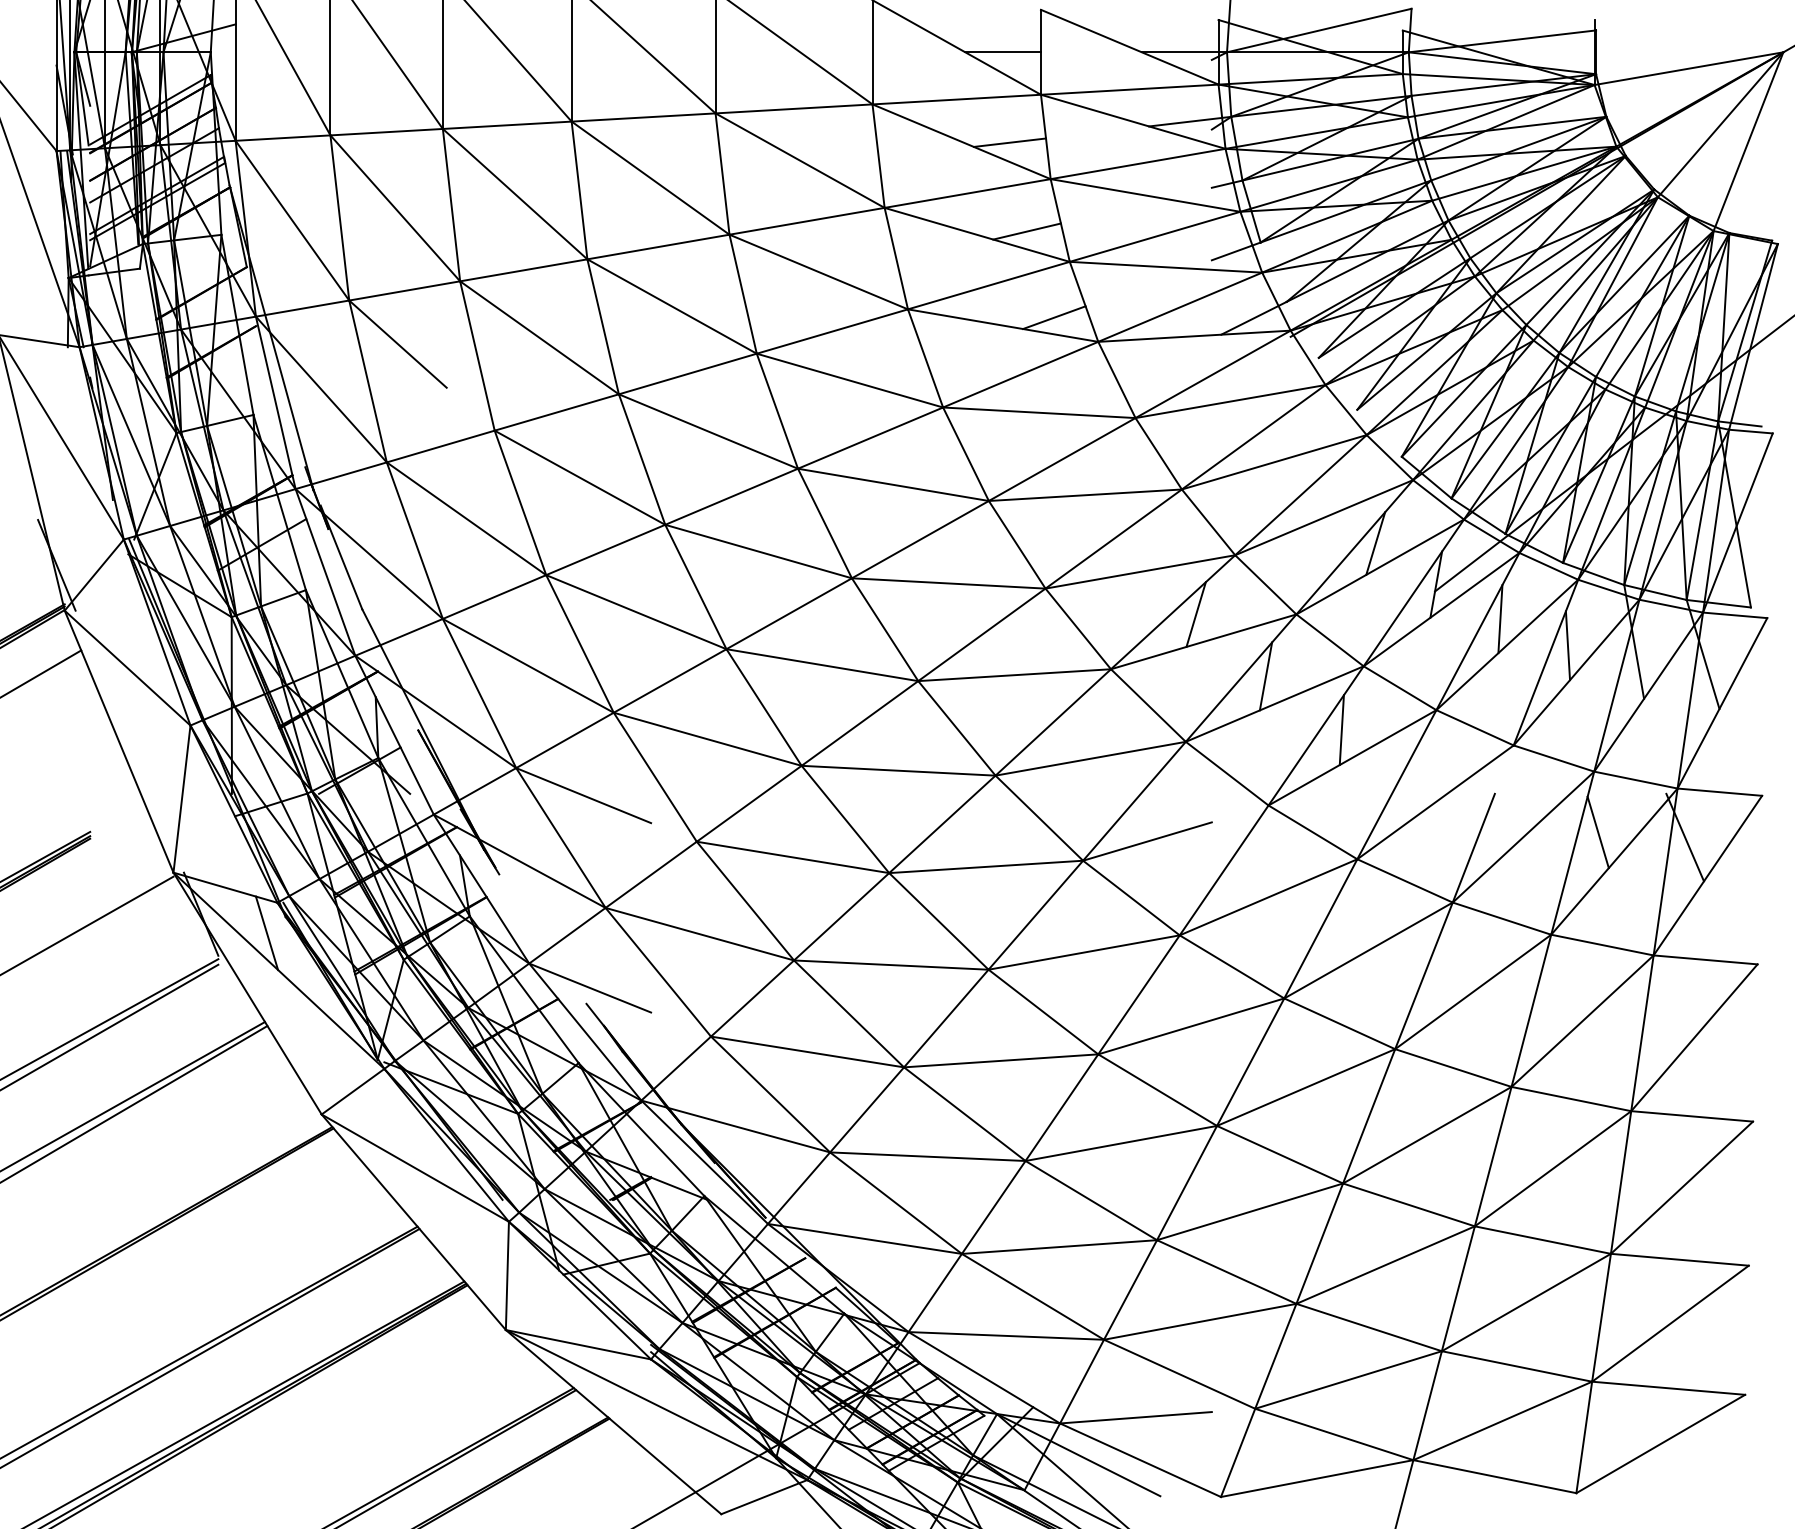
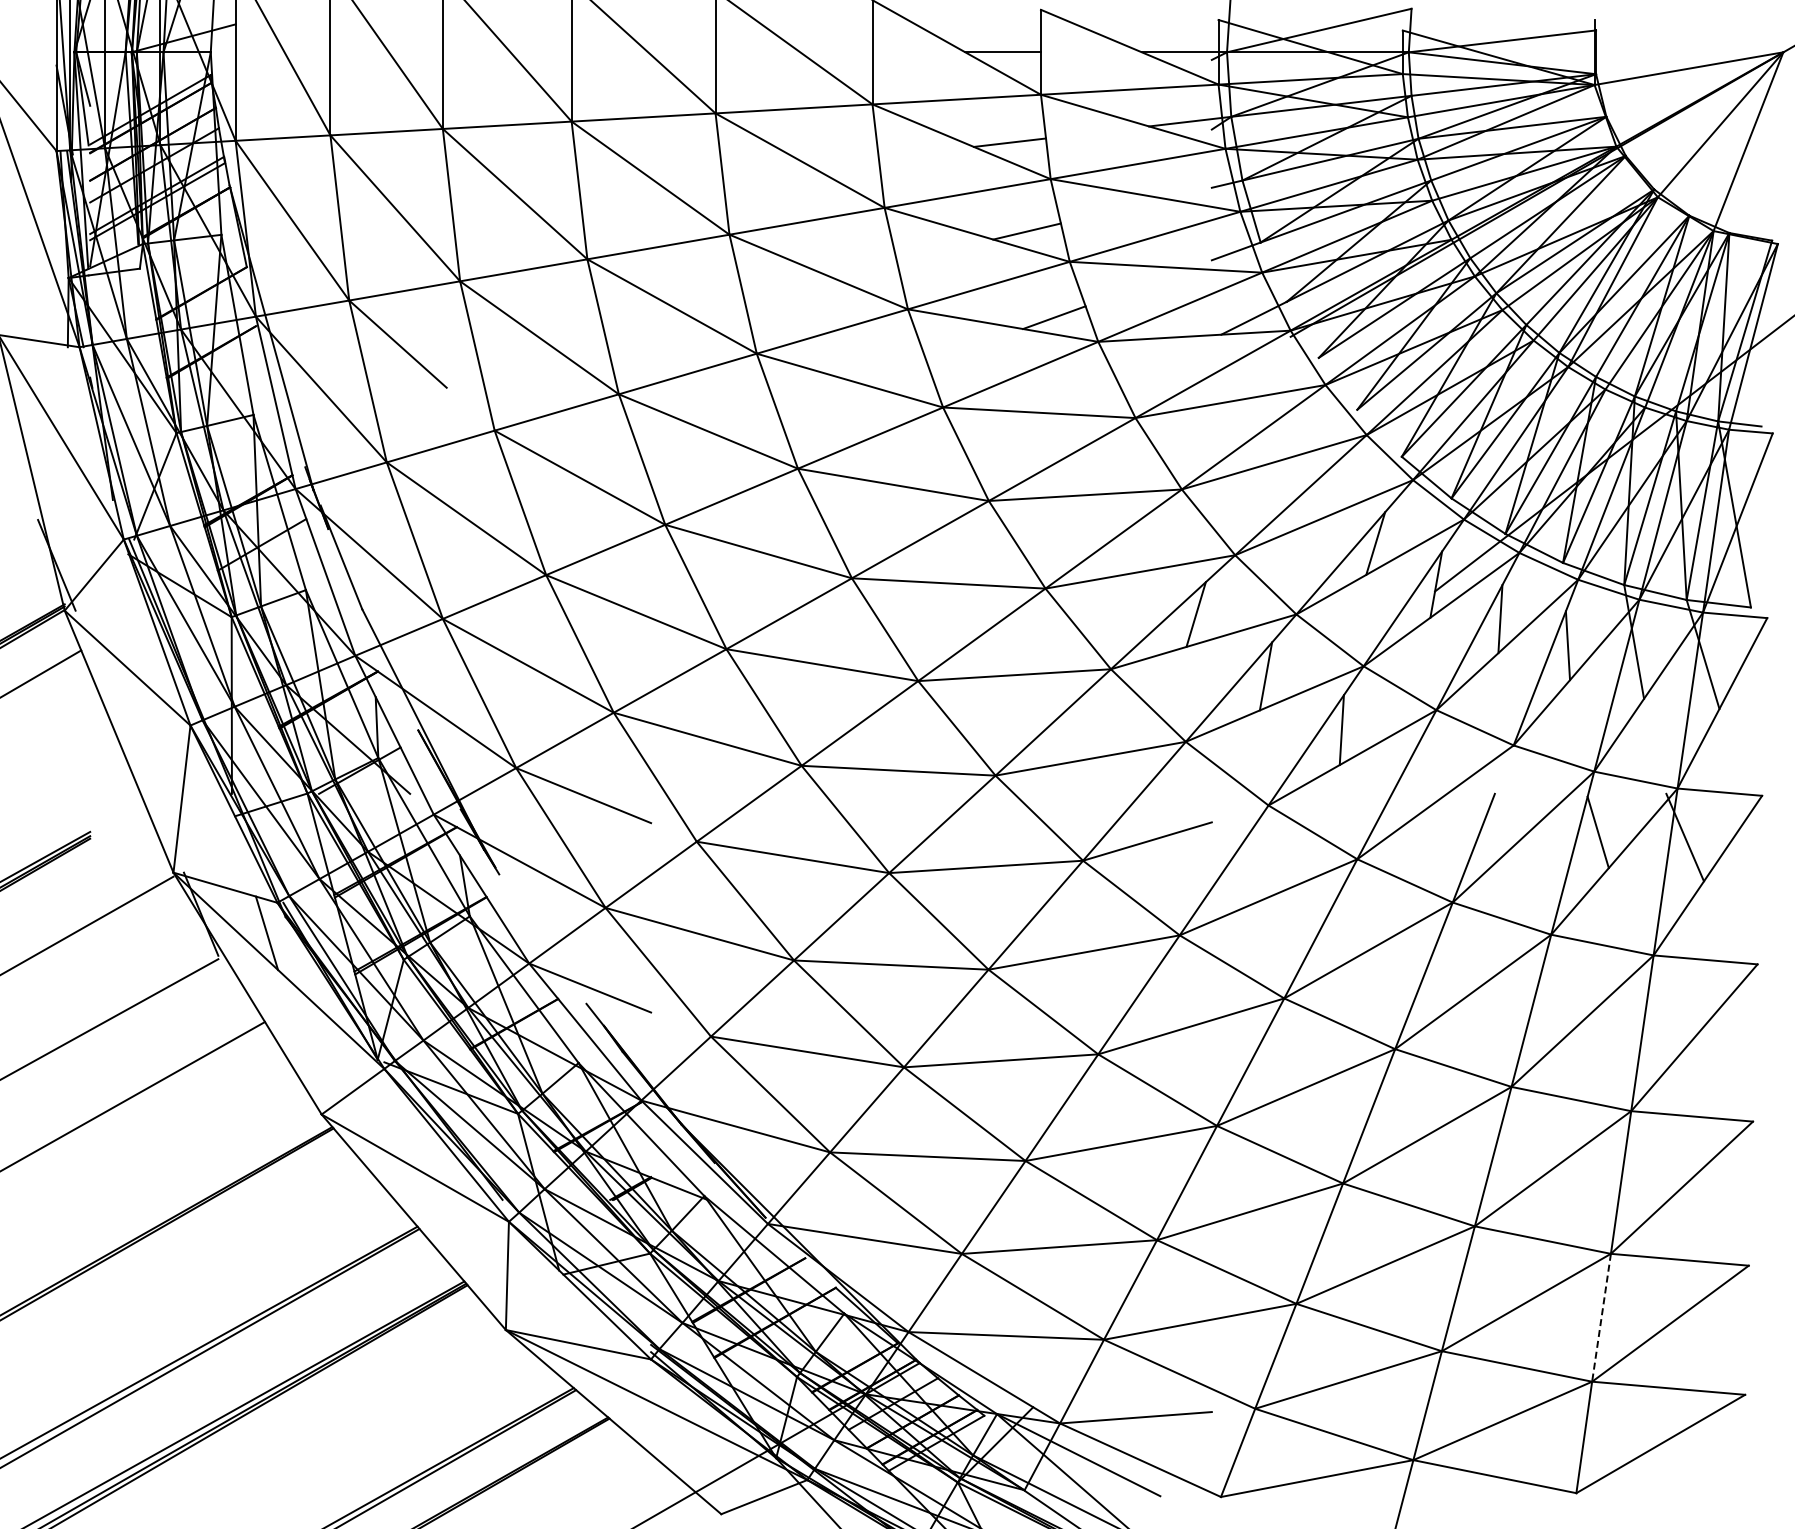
line: present -> none (110, 1026)
line: present -> none (134, 1103)
line: solid -> dashed (1601, 1317)
